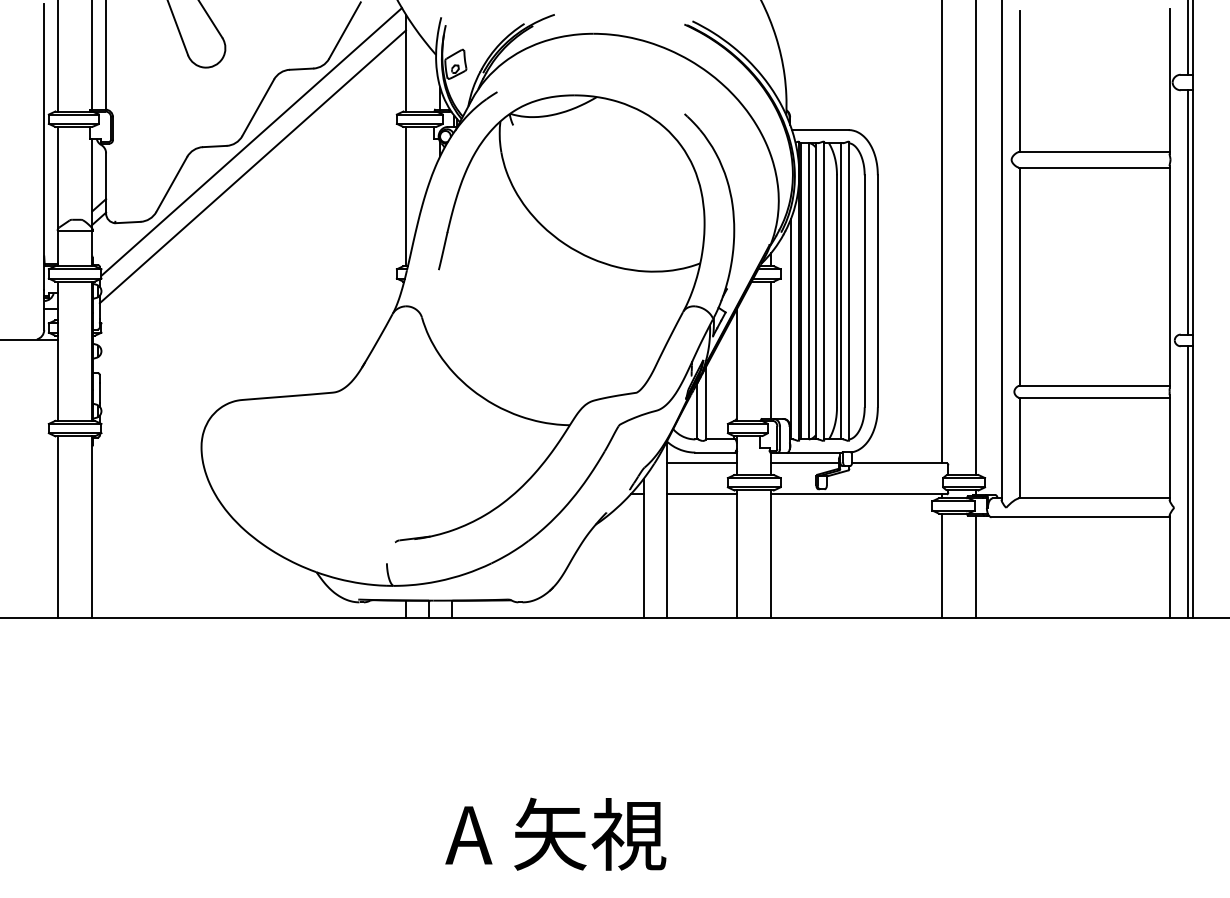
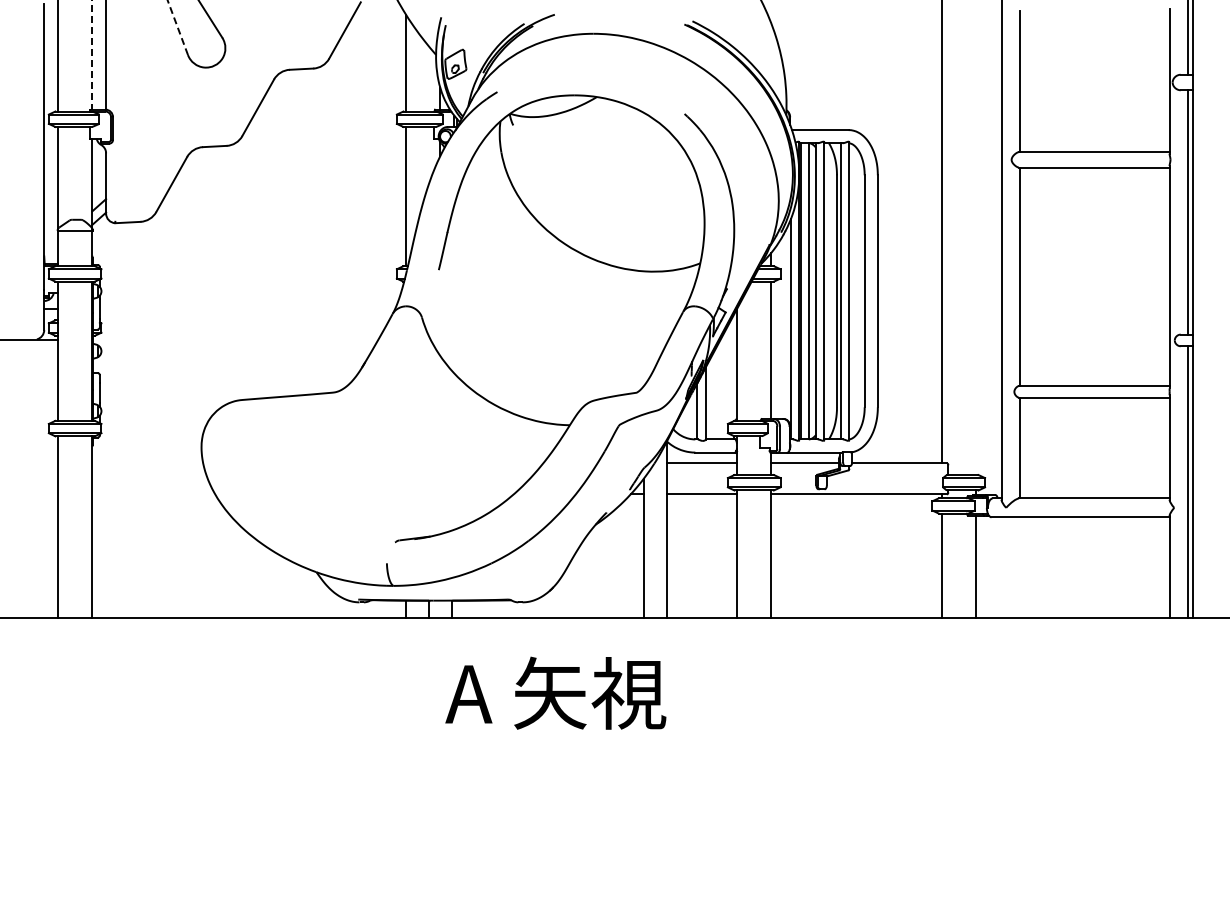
line: solid -> dashed (177, 27)
line: solid -> dashed (92, 54)
line: present -> none (251, 141)
line: present -> none (252, 166)
line: present -> none (975, 238)
text position: (555, 833) -> (555, 692) (555, 692)
